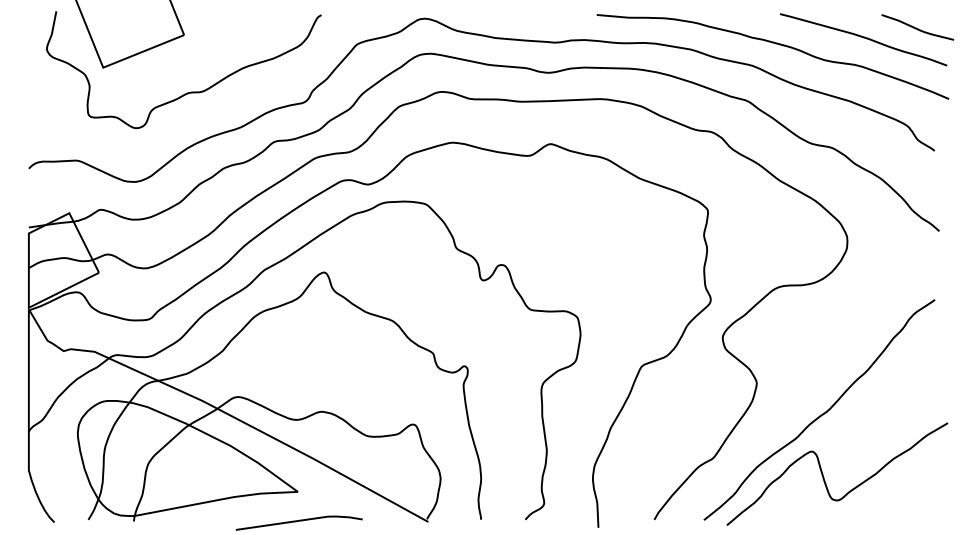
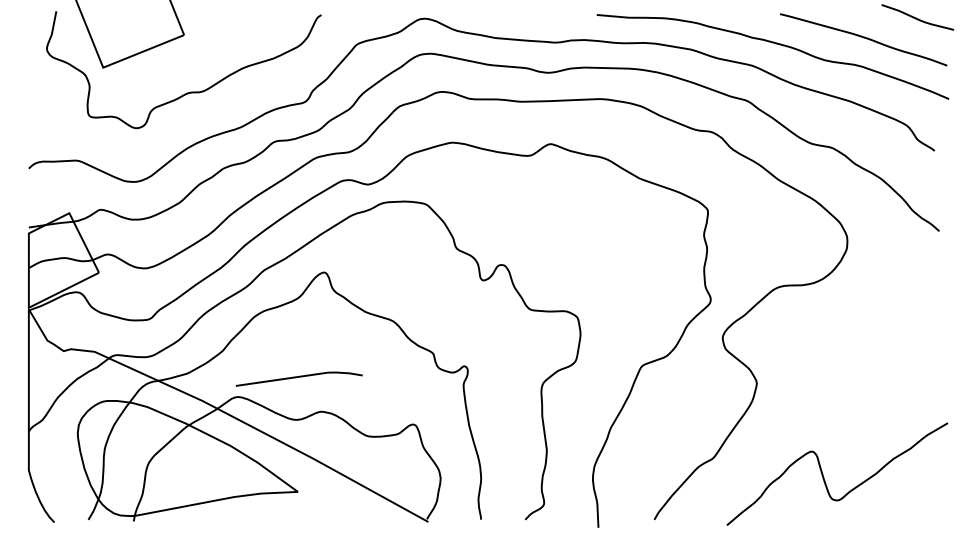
curve position: (916, 27) -> (916, 17) (916, 17)
curve: present -> none (823, 412)
line position: (298, 521) -> (298, 377) (298, 377)
